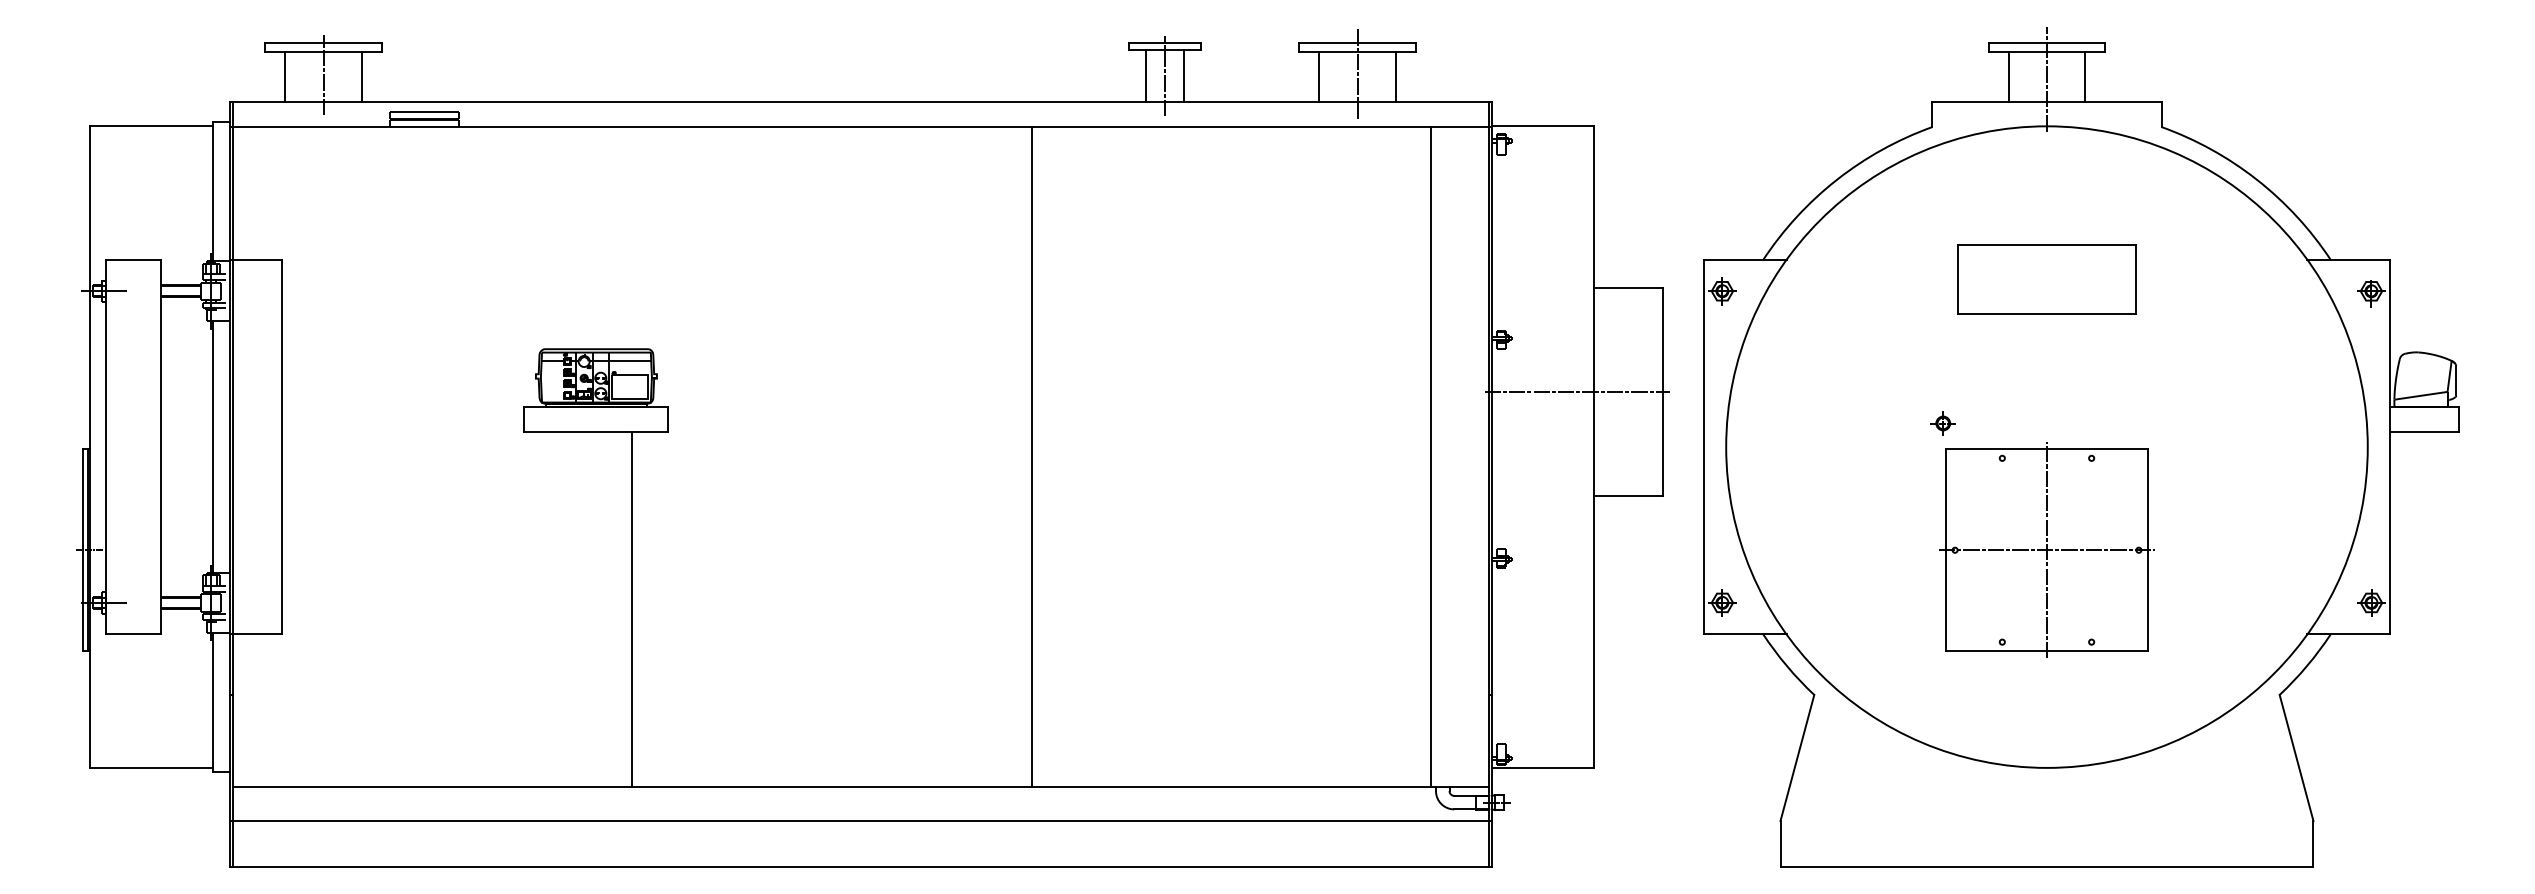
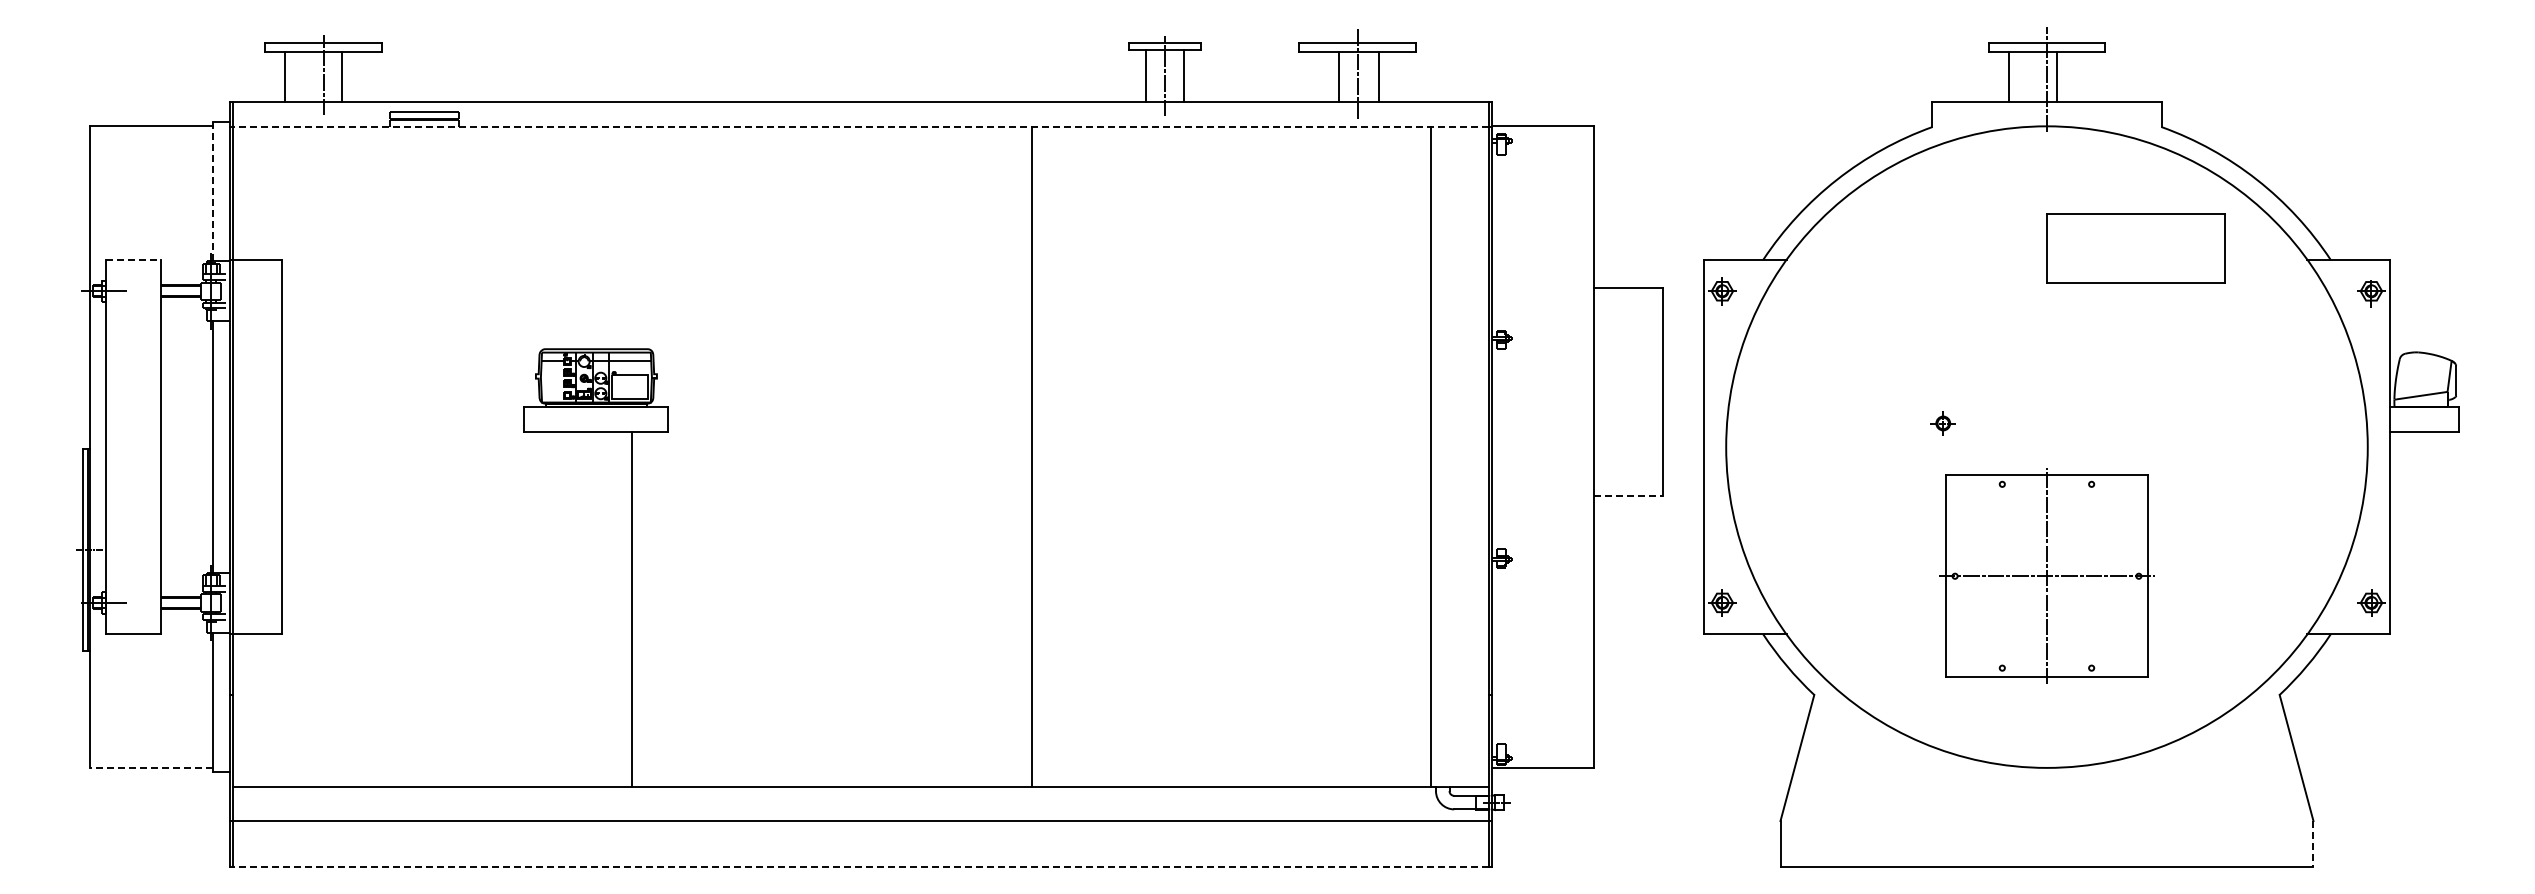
line position: (361, 76) -> (341, 76) (341, 76)
line position: (1319, 76) -> (1339, 76) (1339, 76)
line position: (1396, 76) -> (1379, 76) (1379, 76)
line position: (2085, 76) -> (2057, 76) (2057, 76)
line: solid -> dashed (860, 127)
line: solid -> dashed (212, 192)
line: solid -> dashed (134, 259)
part position: (2046, 279) -> (2135, 248) (2135, 248)
line: present -> none (1577, 391)
line: solid -> dashed (1628, 495)
part position: (2046, 549) -> (2046, 575) (2046, 575)
line: solid -> dashed (151, 767)
line: solid -> dashed (2313, 844)
line: solid -> dashed (860, 867)
